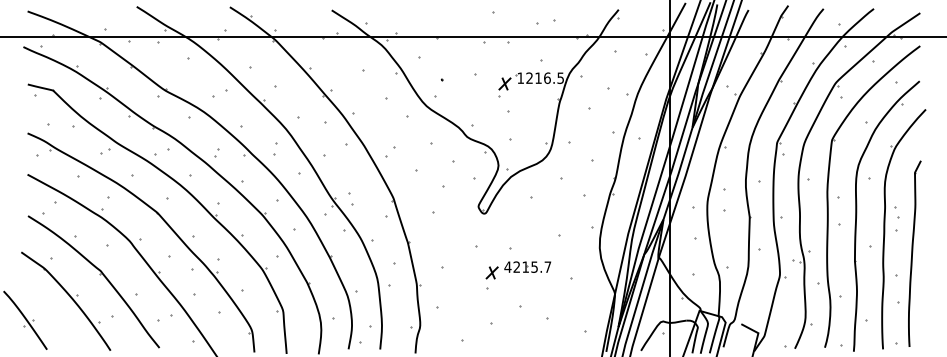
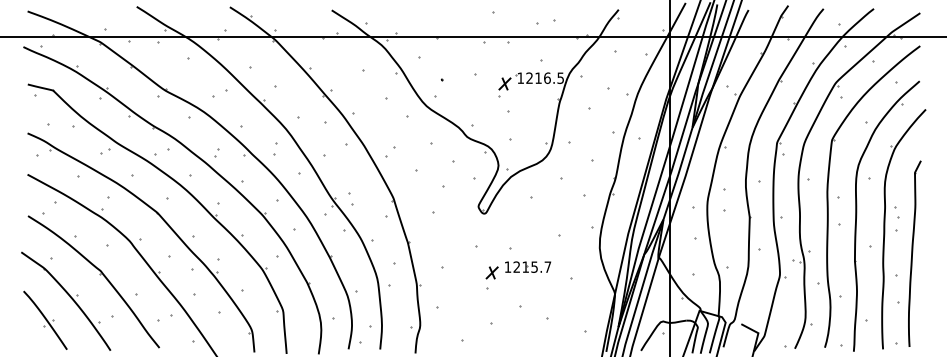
text: 4215.7 -> 1215.7 (507, 266)
part position: (25, 319) -> (45, 319) (45, 319)
